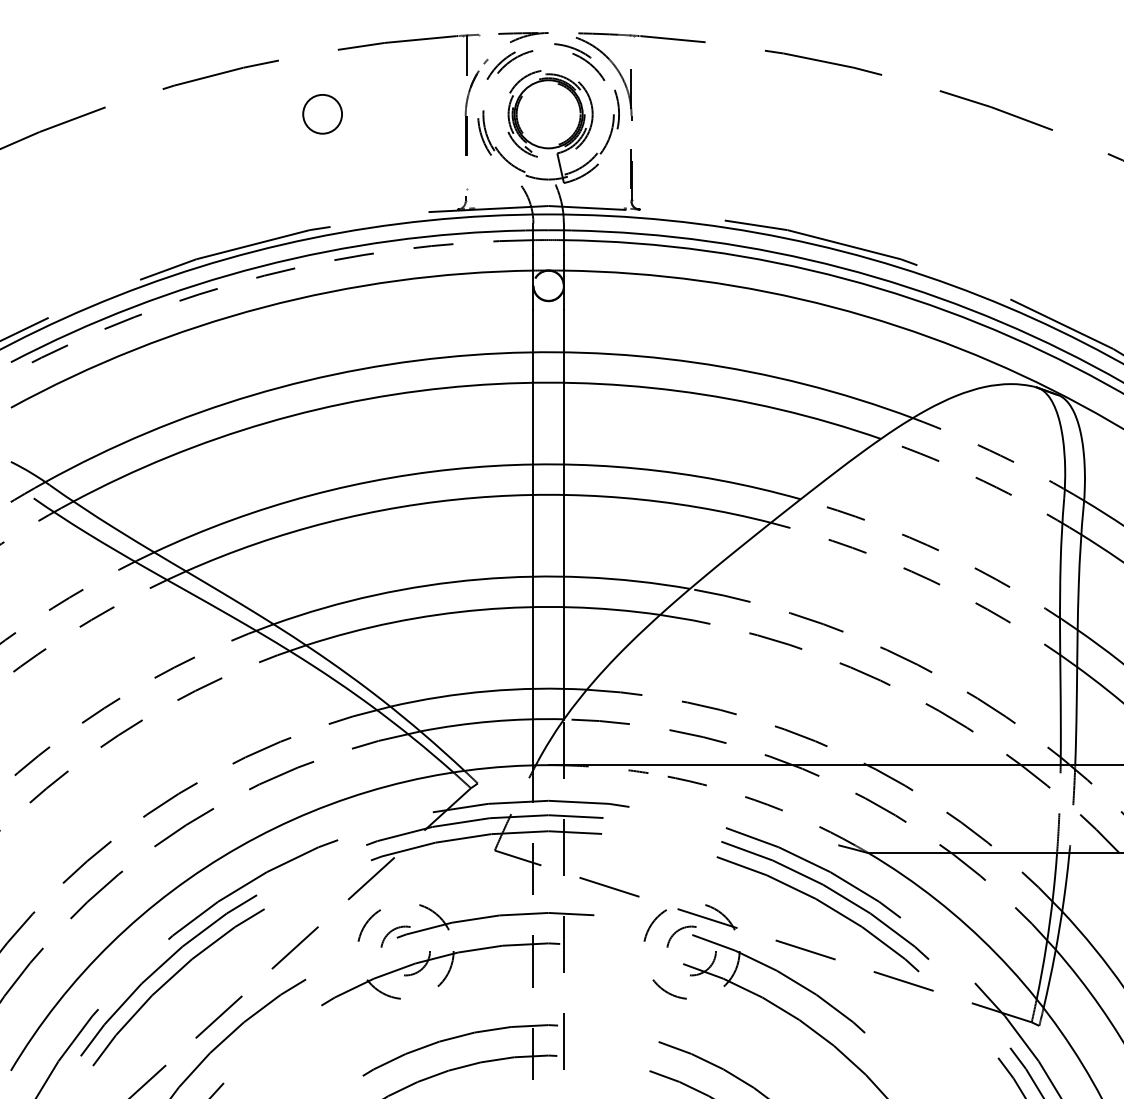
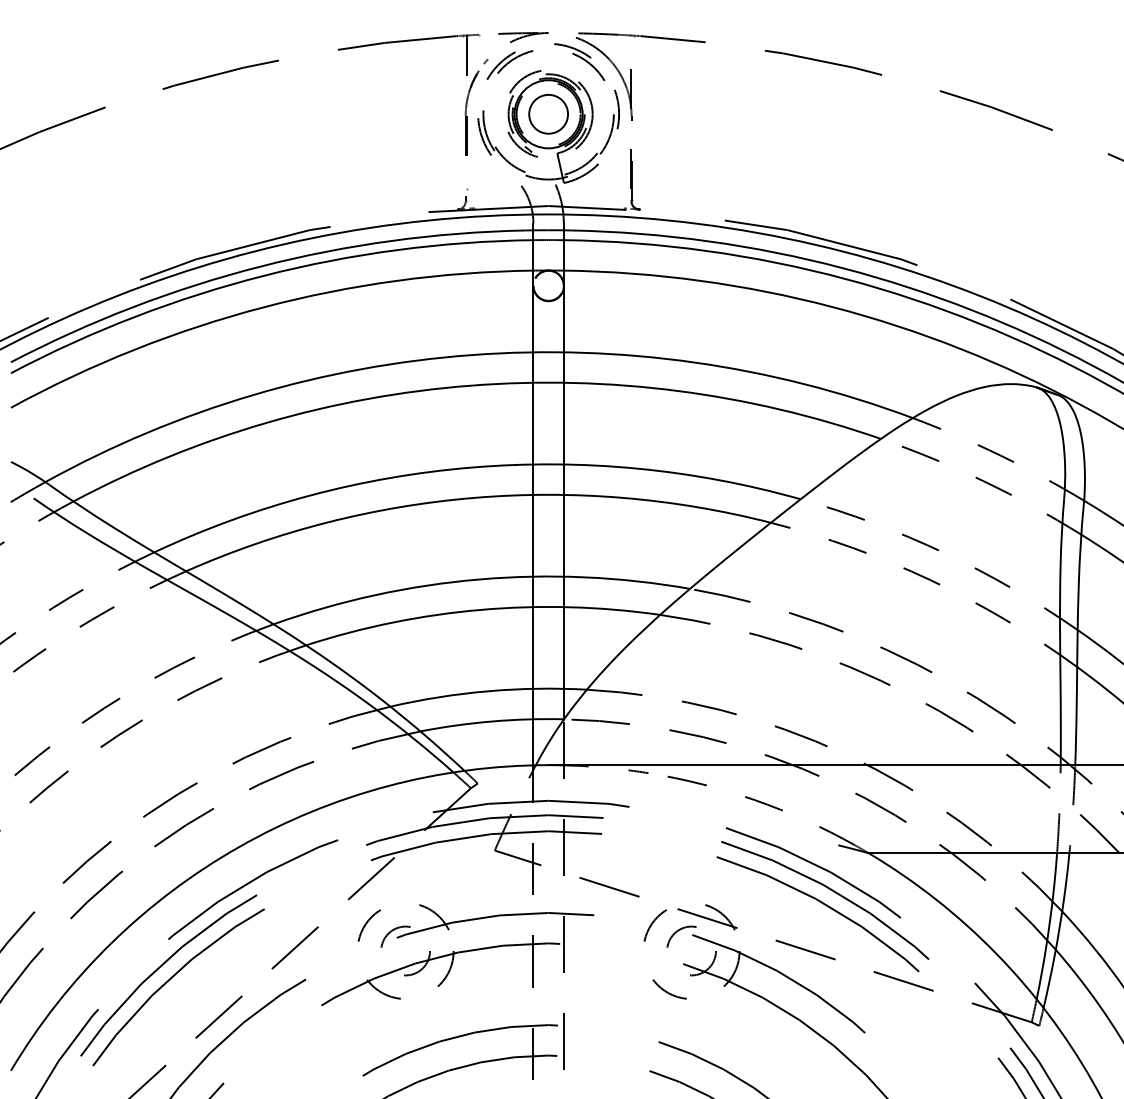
circle position: (322, 114) -> (548, 114) (548, 114)
arc: dashed -> solid (264, 275)
